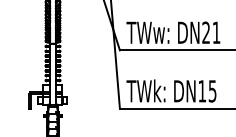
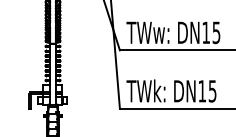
text: DN21 -> DN15 (211, 32)
